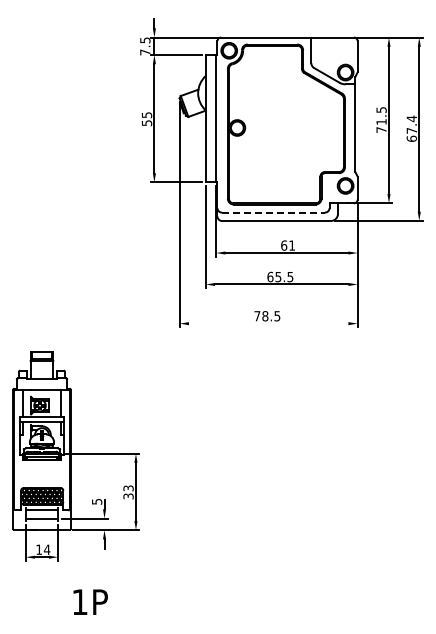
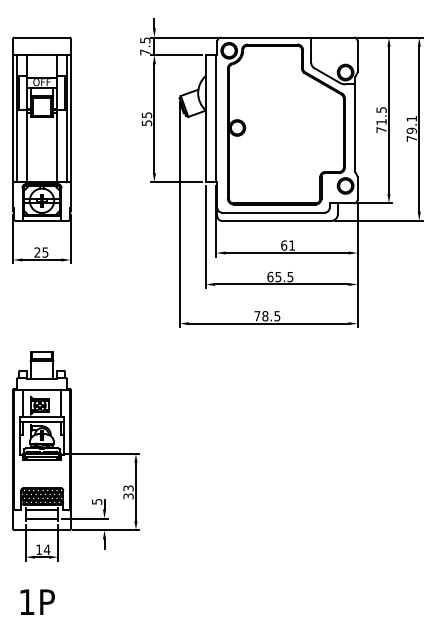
text: 67.4 -> 79.1 (411, 128)
part: none -> present (41, 149)
line: dashed -> solid (274, 212)
line: none -> present (268, 323)
text position: (90, 601) -> (37, 601) (37, 601)
